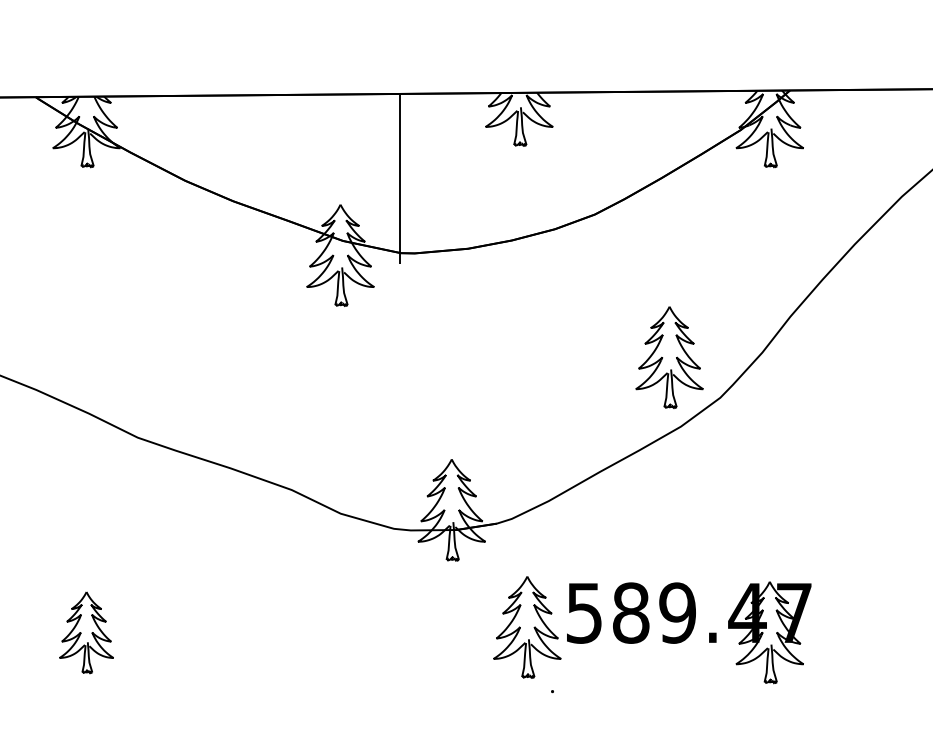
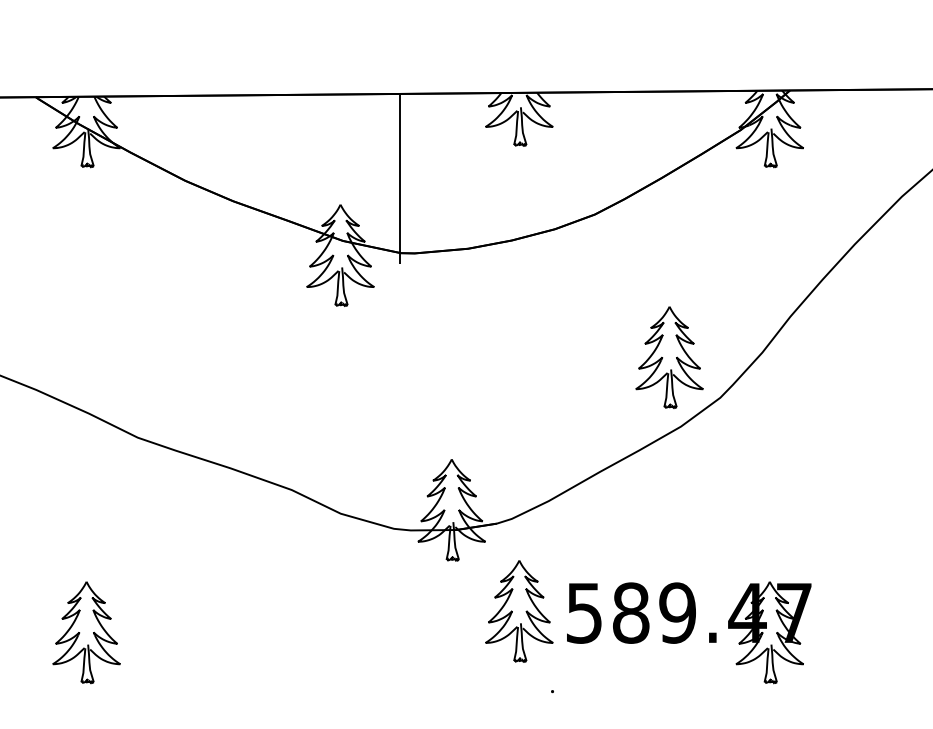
part position: (527, 627) -> (519, 611) (519, 611)
part size: 55x84 px -> 69x104 px (86, 632)
